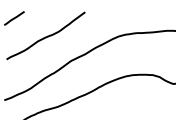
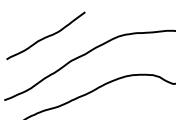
line: present -> none (14, 18)
